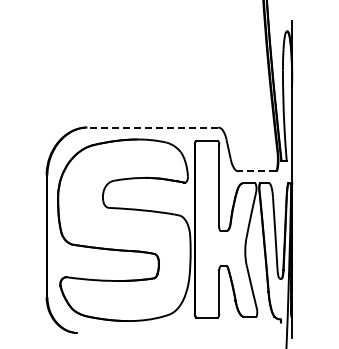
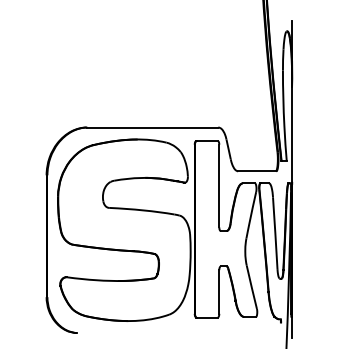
line: dashed -> solid (152, 127)
line: dashed -> solid (256, 171)
